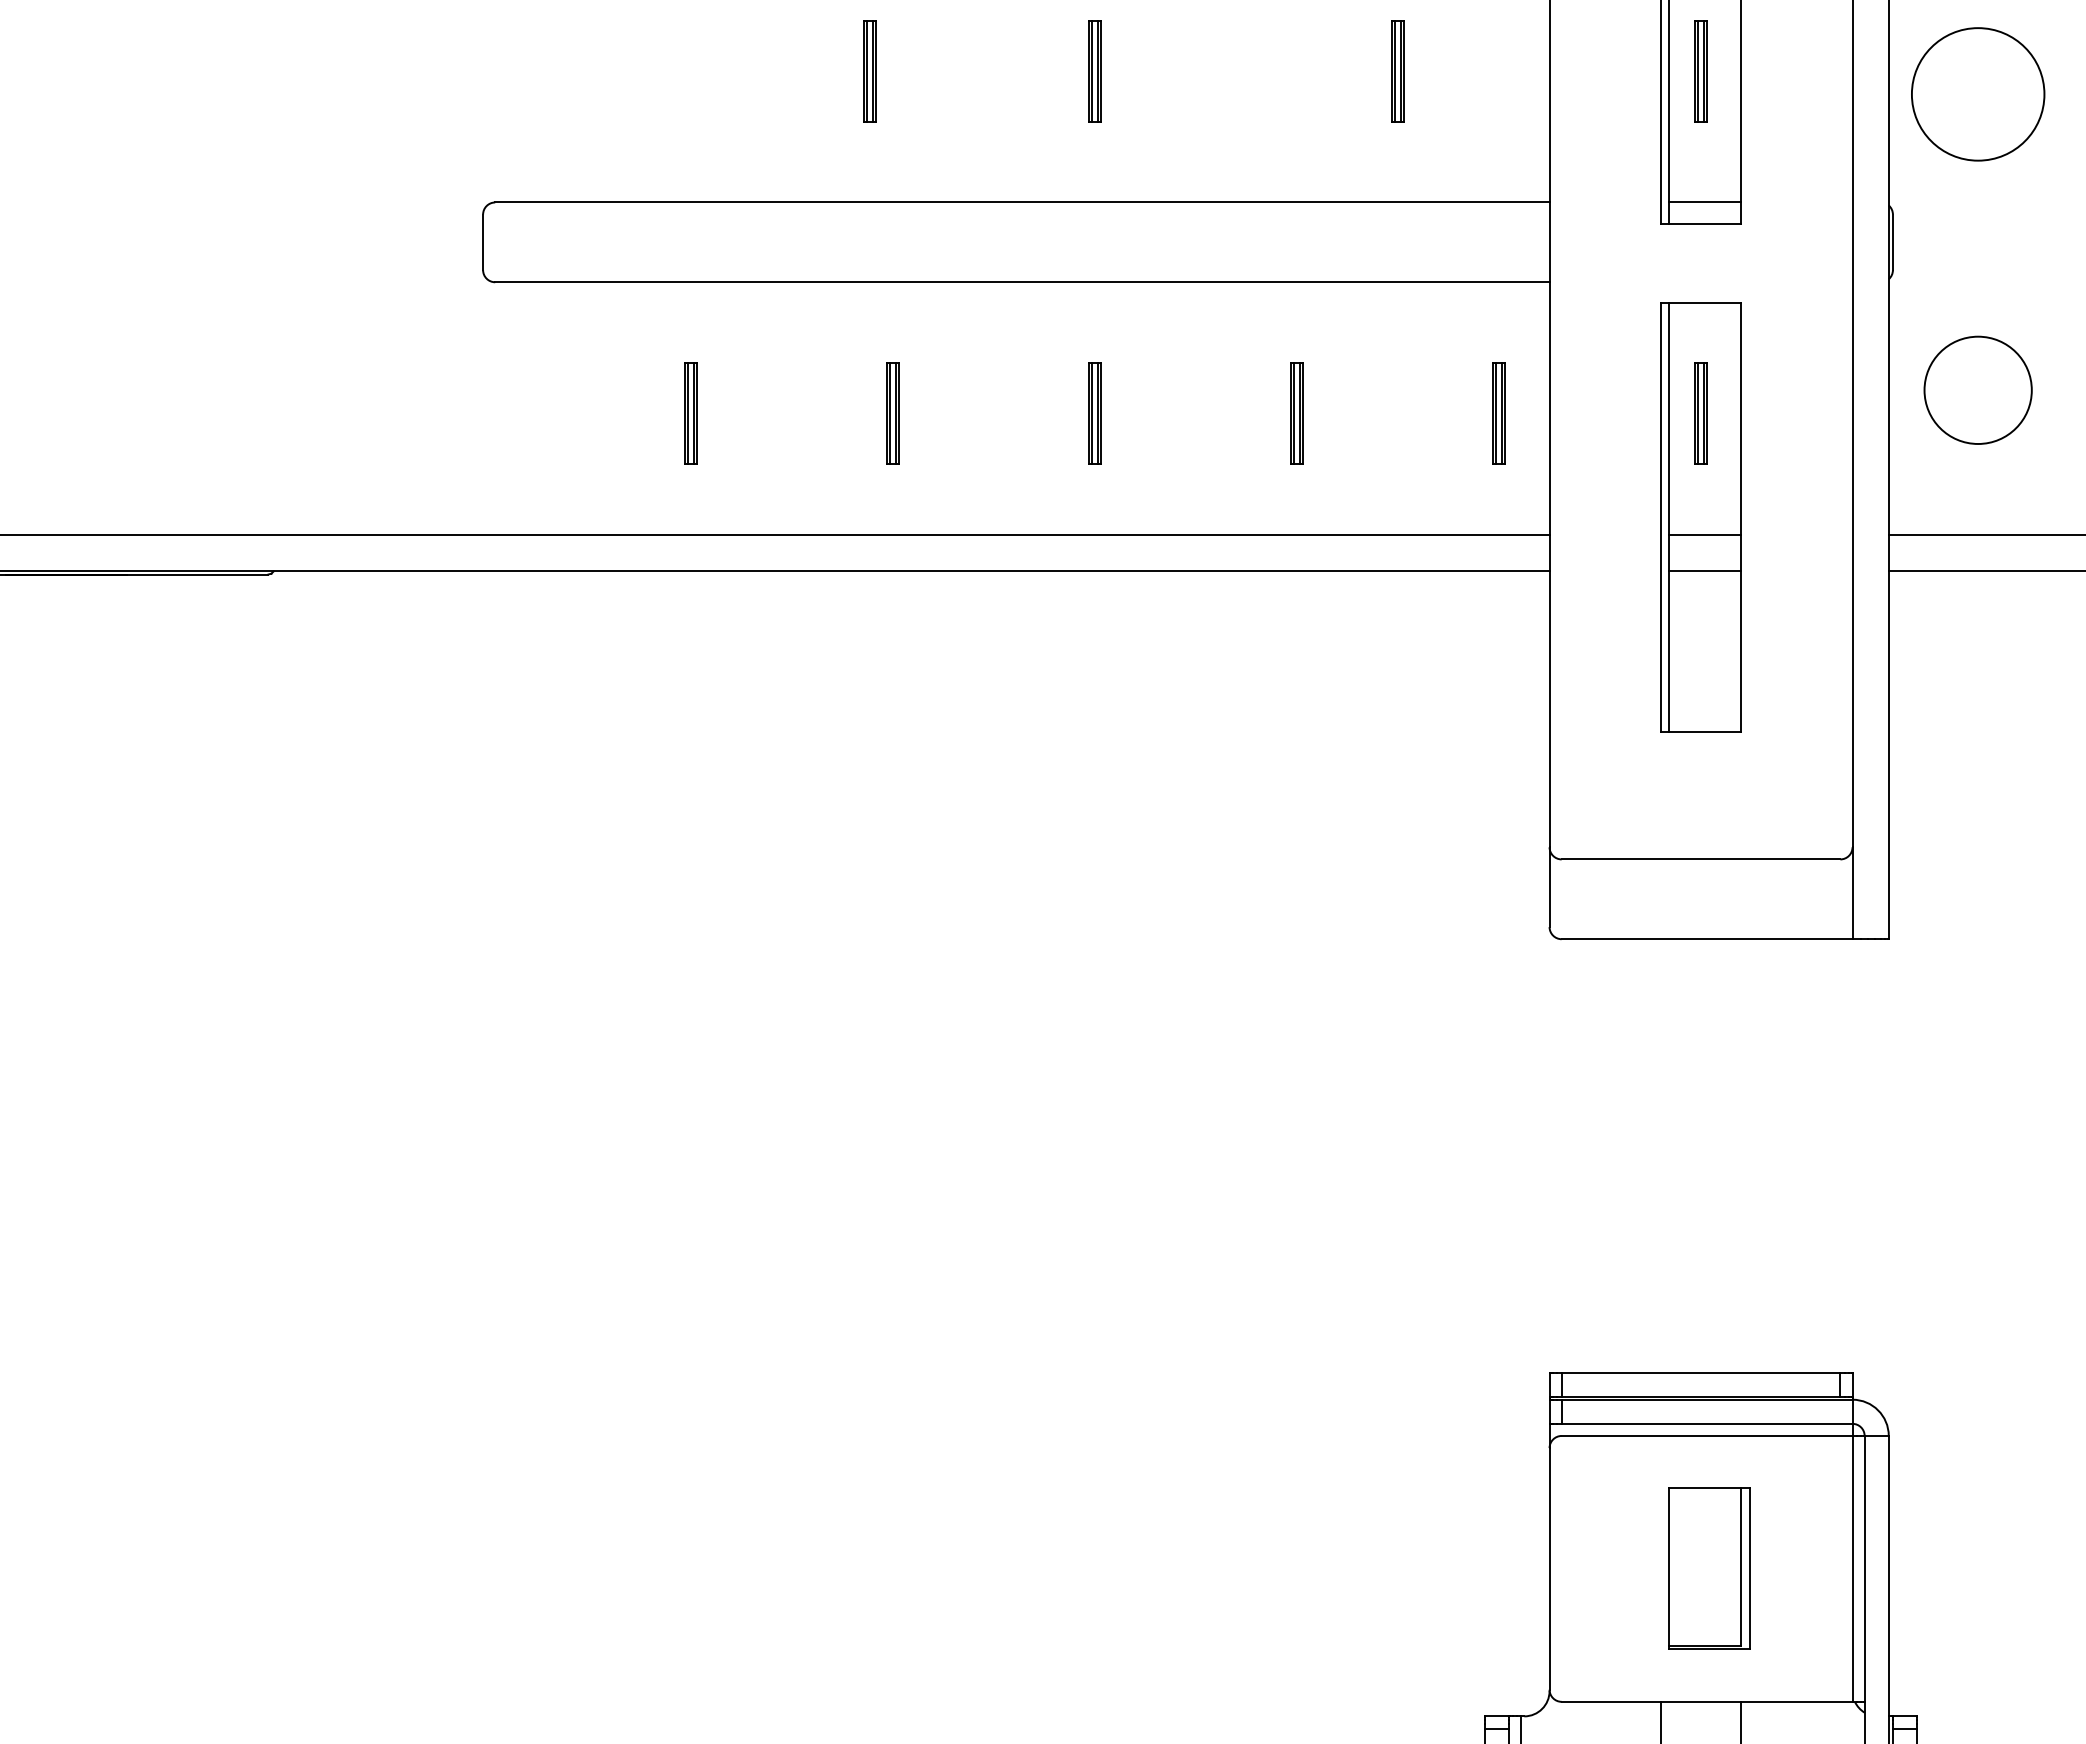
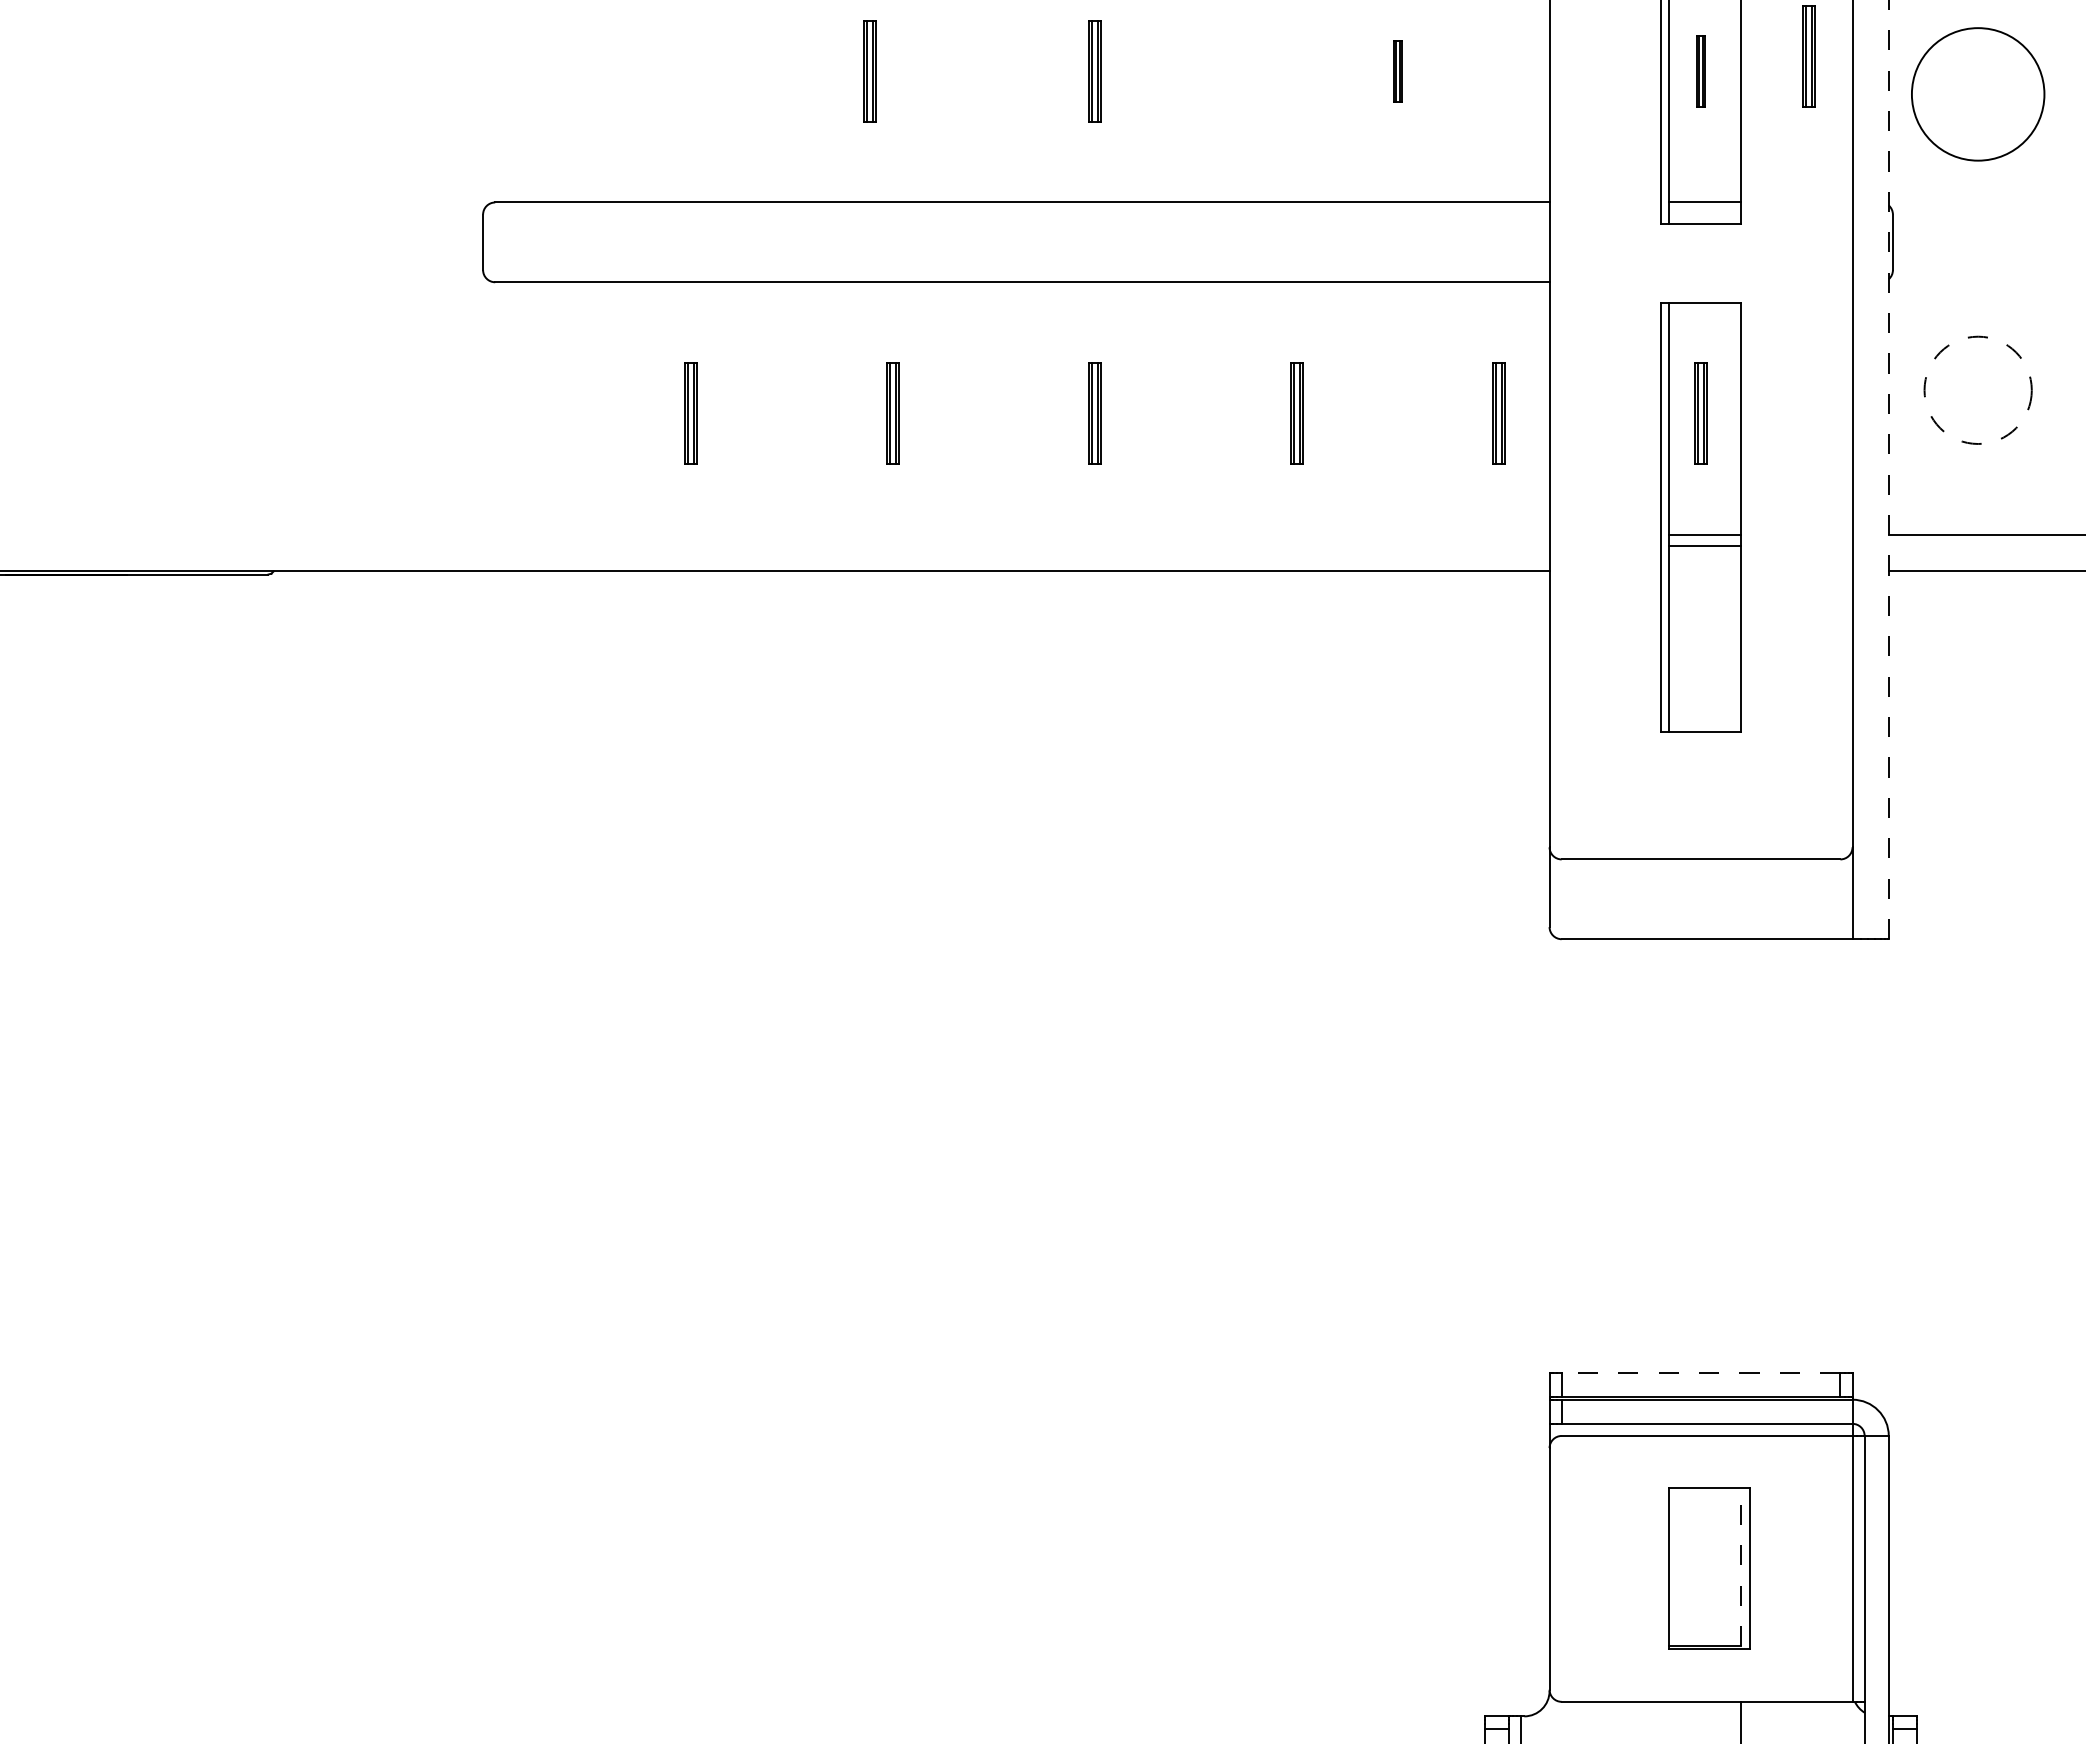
part: none -> present (1808, 56)
part size: 14x103 px -> 10x63 px (1397, 71)
part size: 14x103 px -> 10x73 px (1700, 71)
circle: solid -> dashed (1977, 389)
line: solid -> dashed (1888, 469)
line: present -> none (775, 535)
line position: (1704, 571) -> (1704, 546) (1704, 546)
line: solid -> dashed (1700, 1372)
line: solid -> dashed (1741, 1566)
line: present -> none (1660, 1720)
